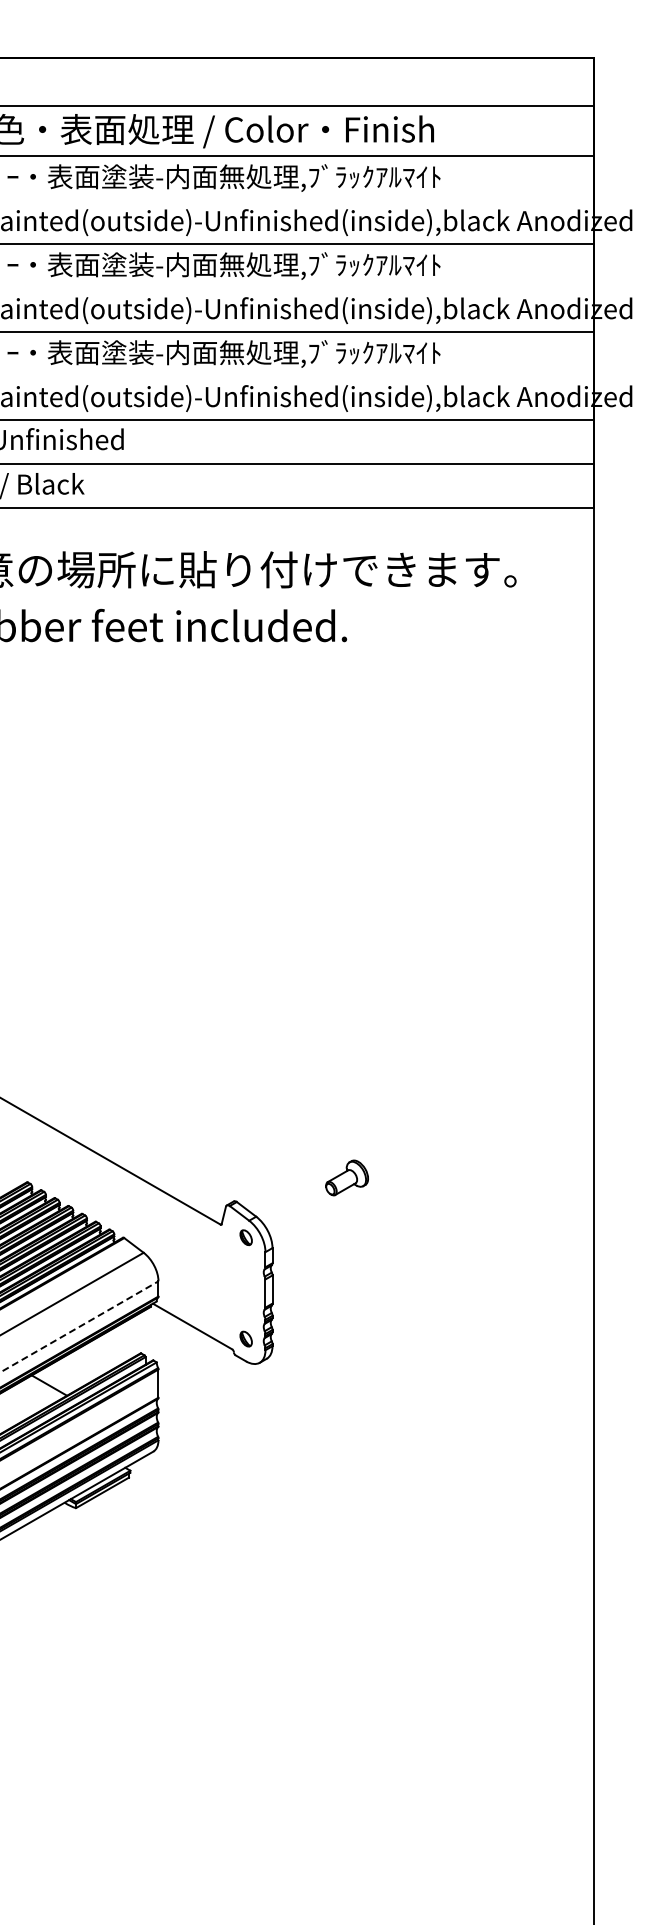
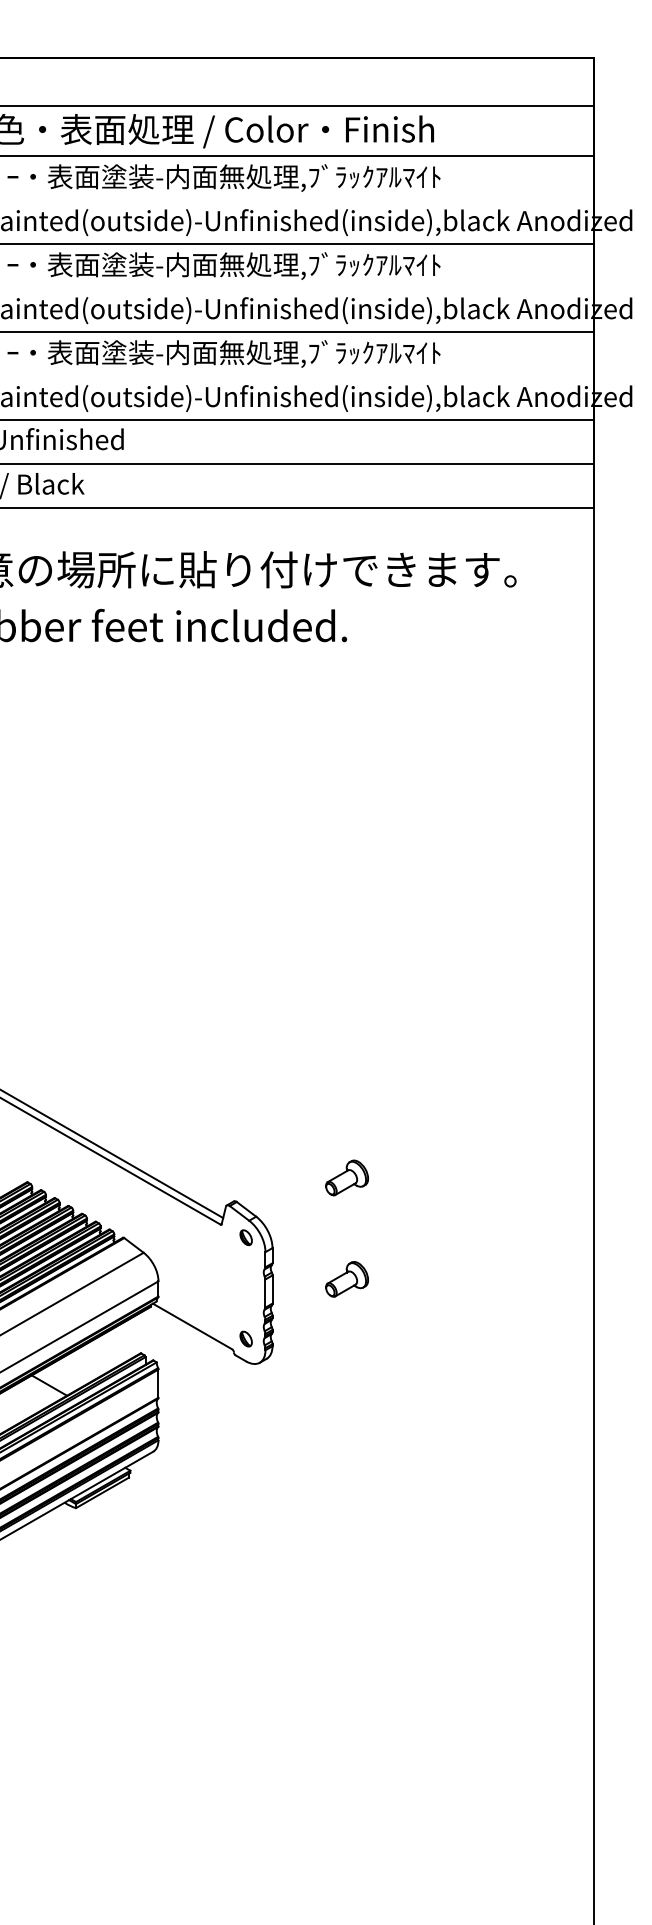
line: none -> present (112, 1154)
part: none -> present (346, 1279)
line: dashed -> solid (79, 1326)
